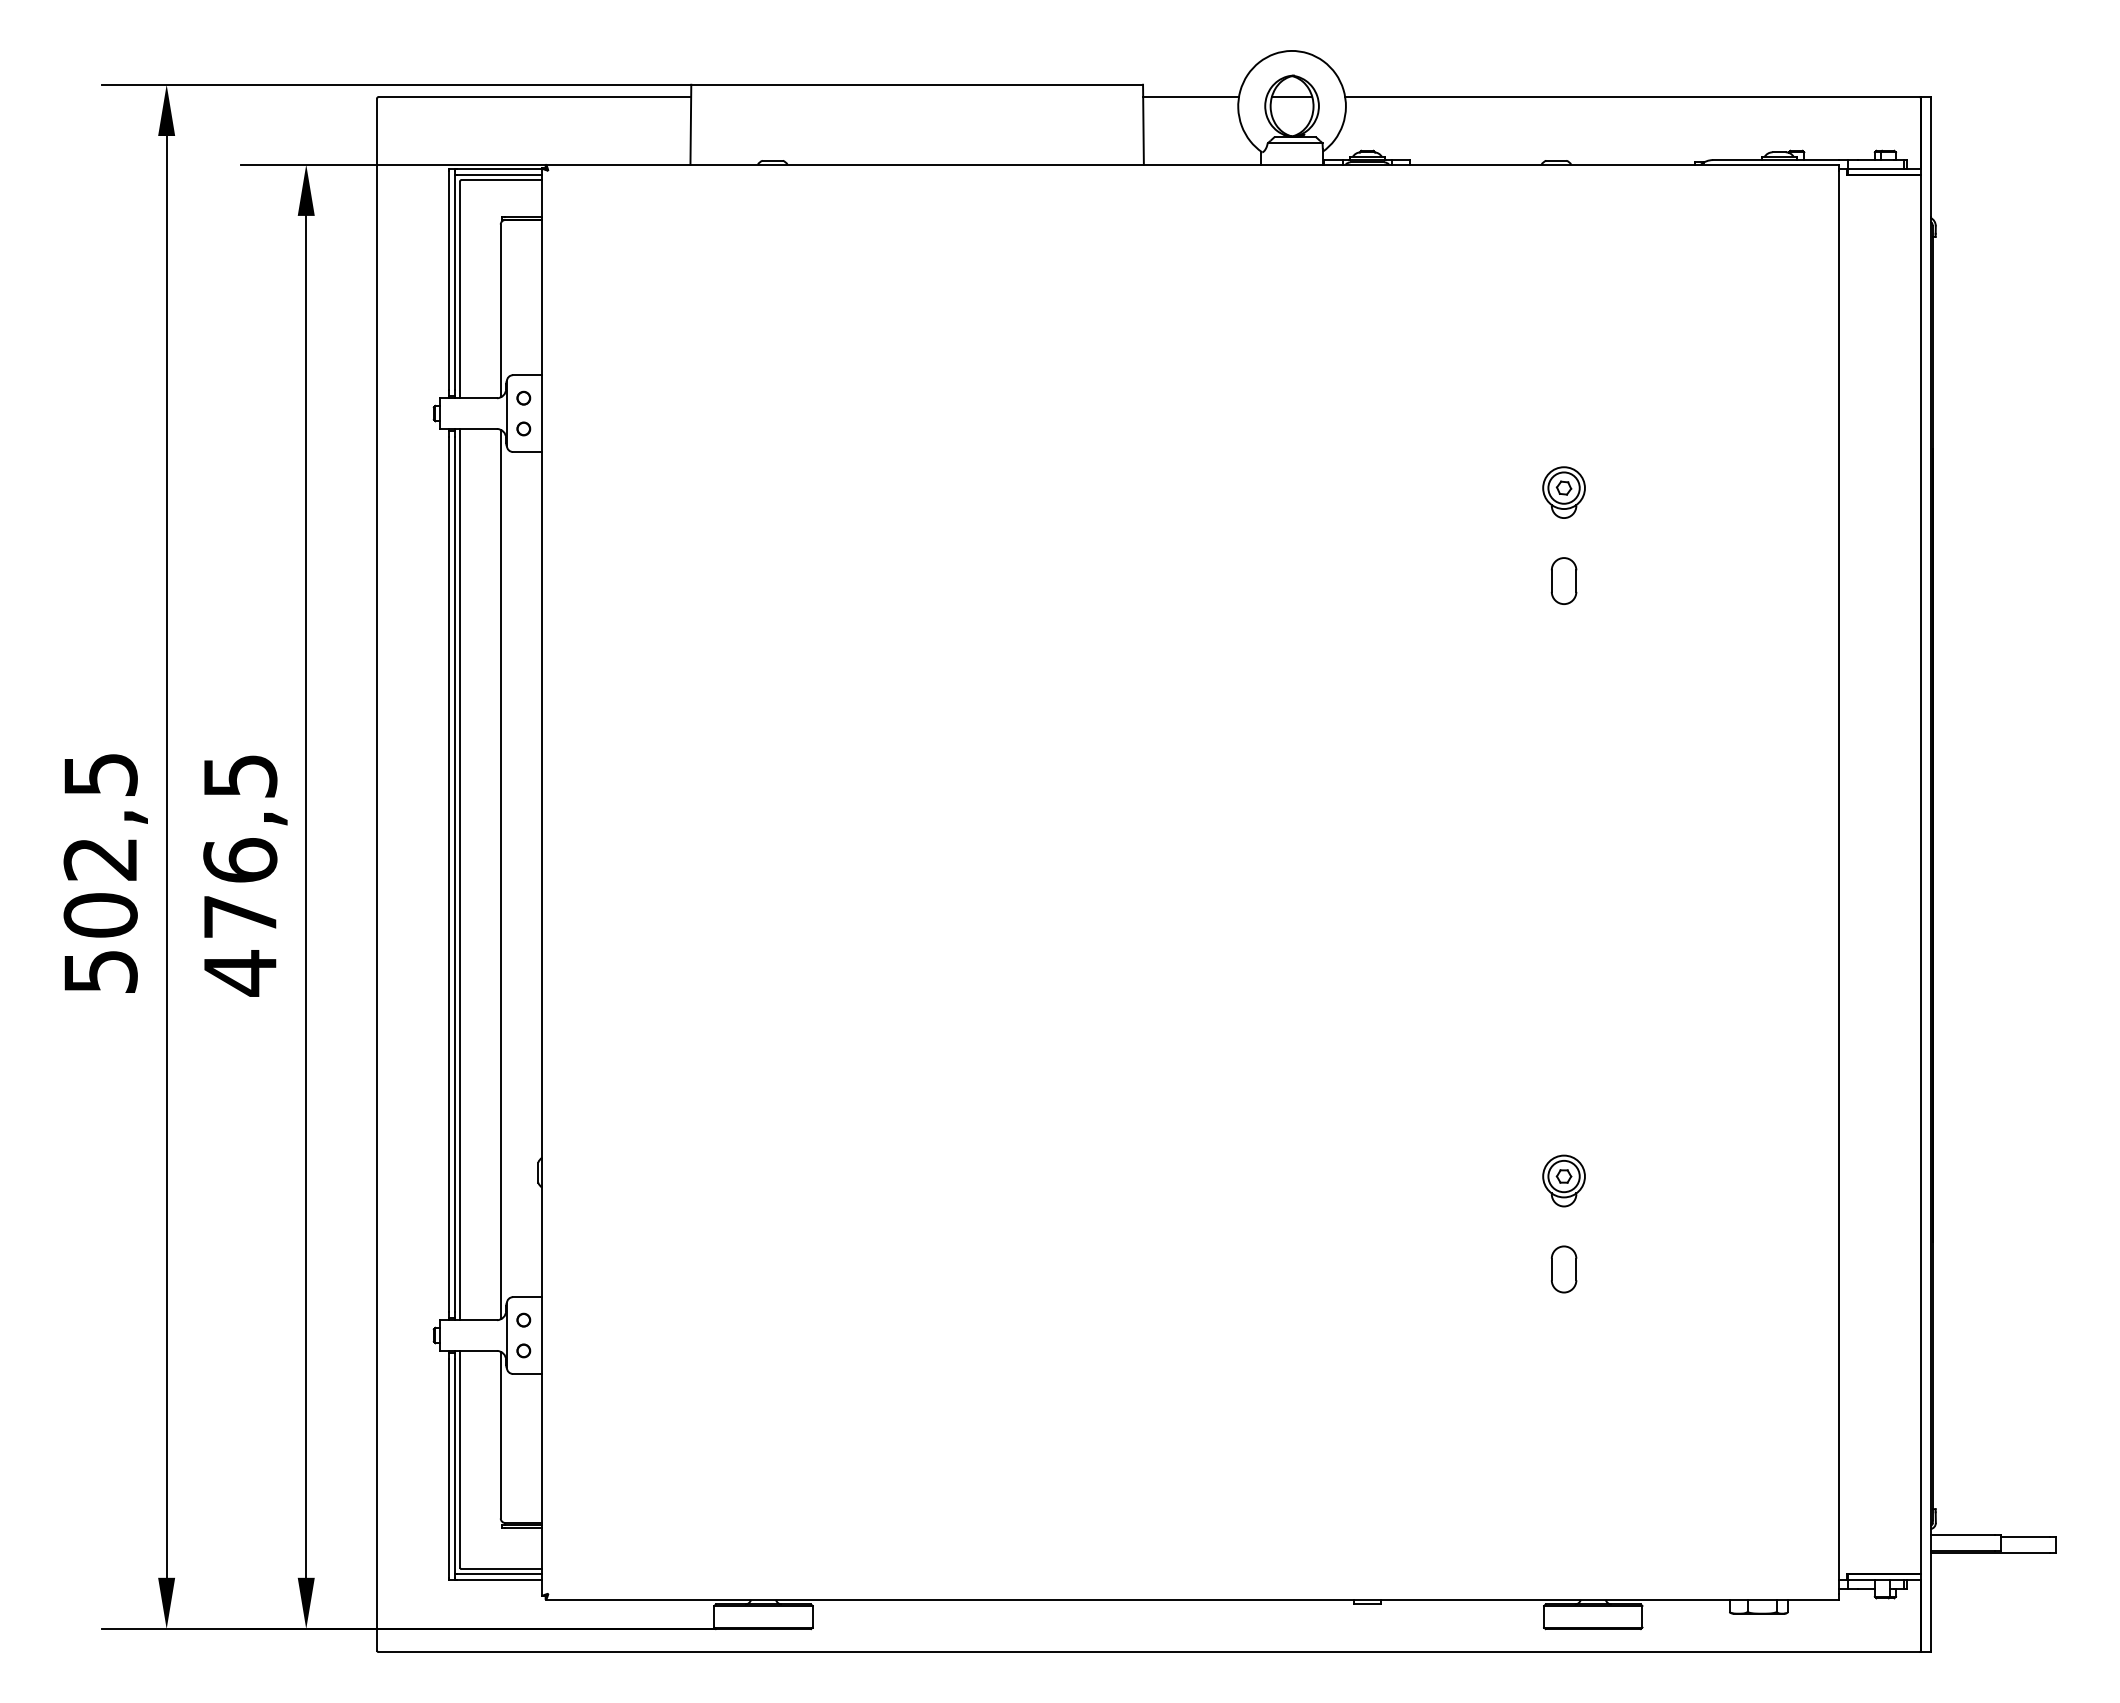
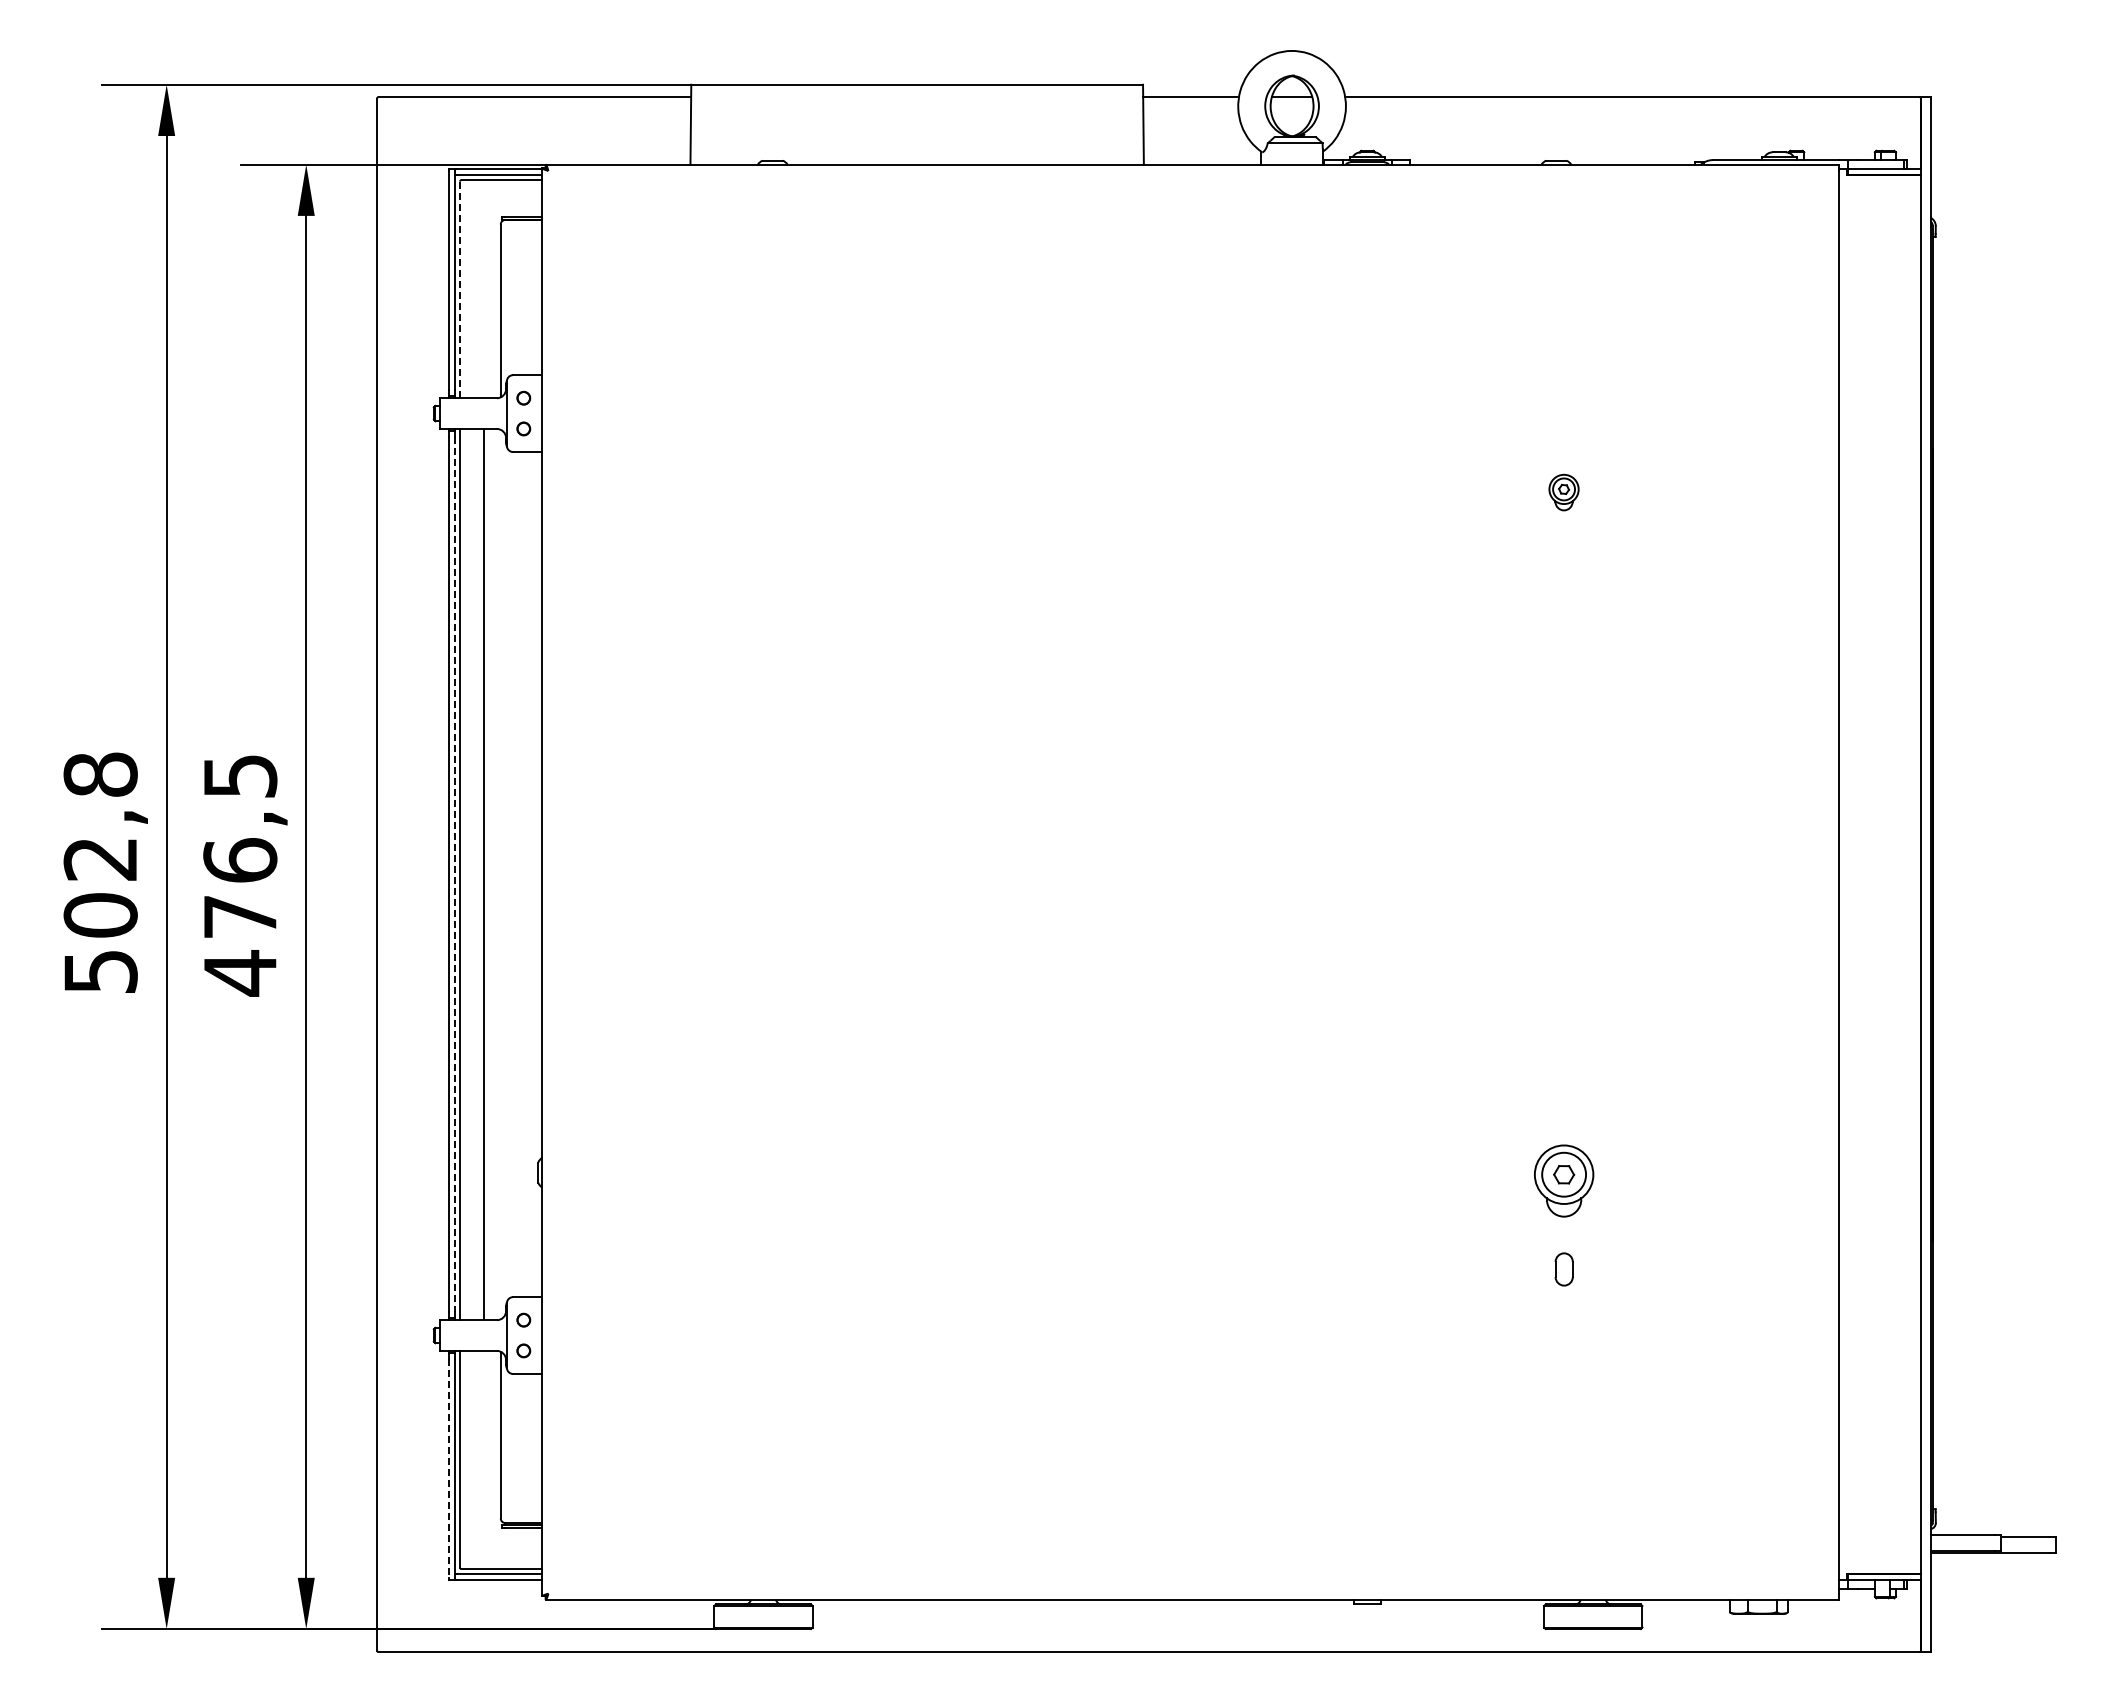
line: solid -> dashed (460, 289)
part size: 44x53 px -> 32x39 px (1563, 492)
part: present -> none (1563, 580)
text: 502,5 -> 502,8 (100, 774)
line position: (500, 874) -> (483, 874) (483, 874)
line: solid -> dashed (455, 875)
part size: 44x54 px -> 61x74 px (1564, 1180)
part size: 27x49 px -> 20x35 px (1563, 1269)
line: solid -> dashed (449, 1468)
